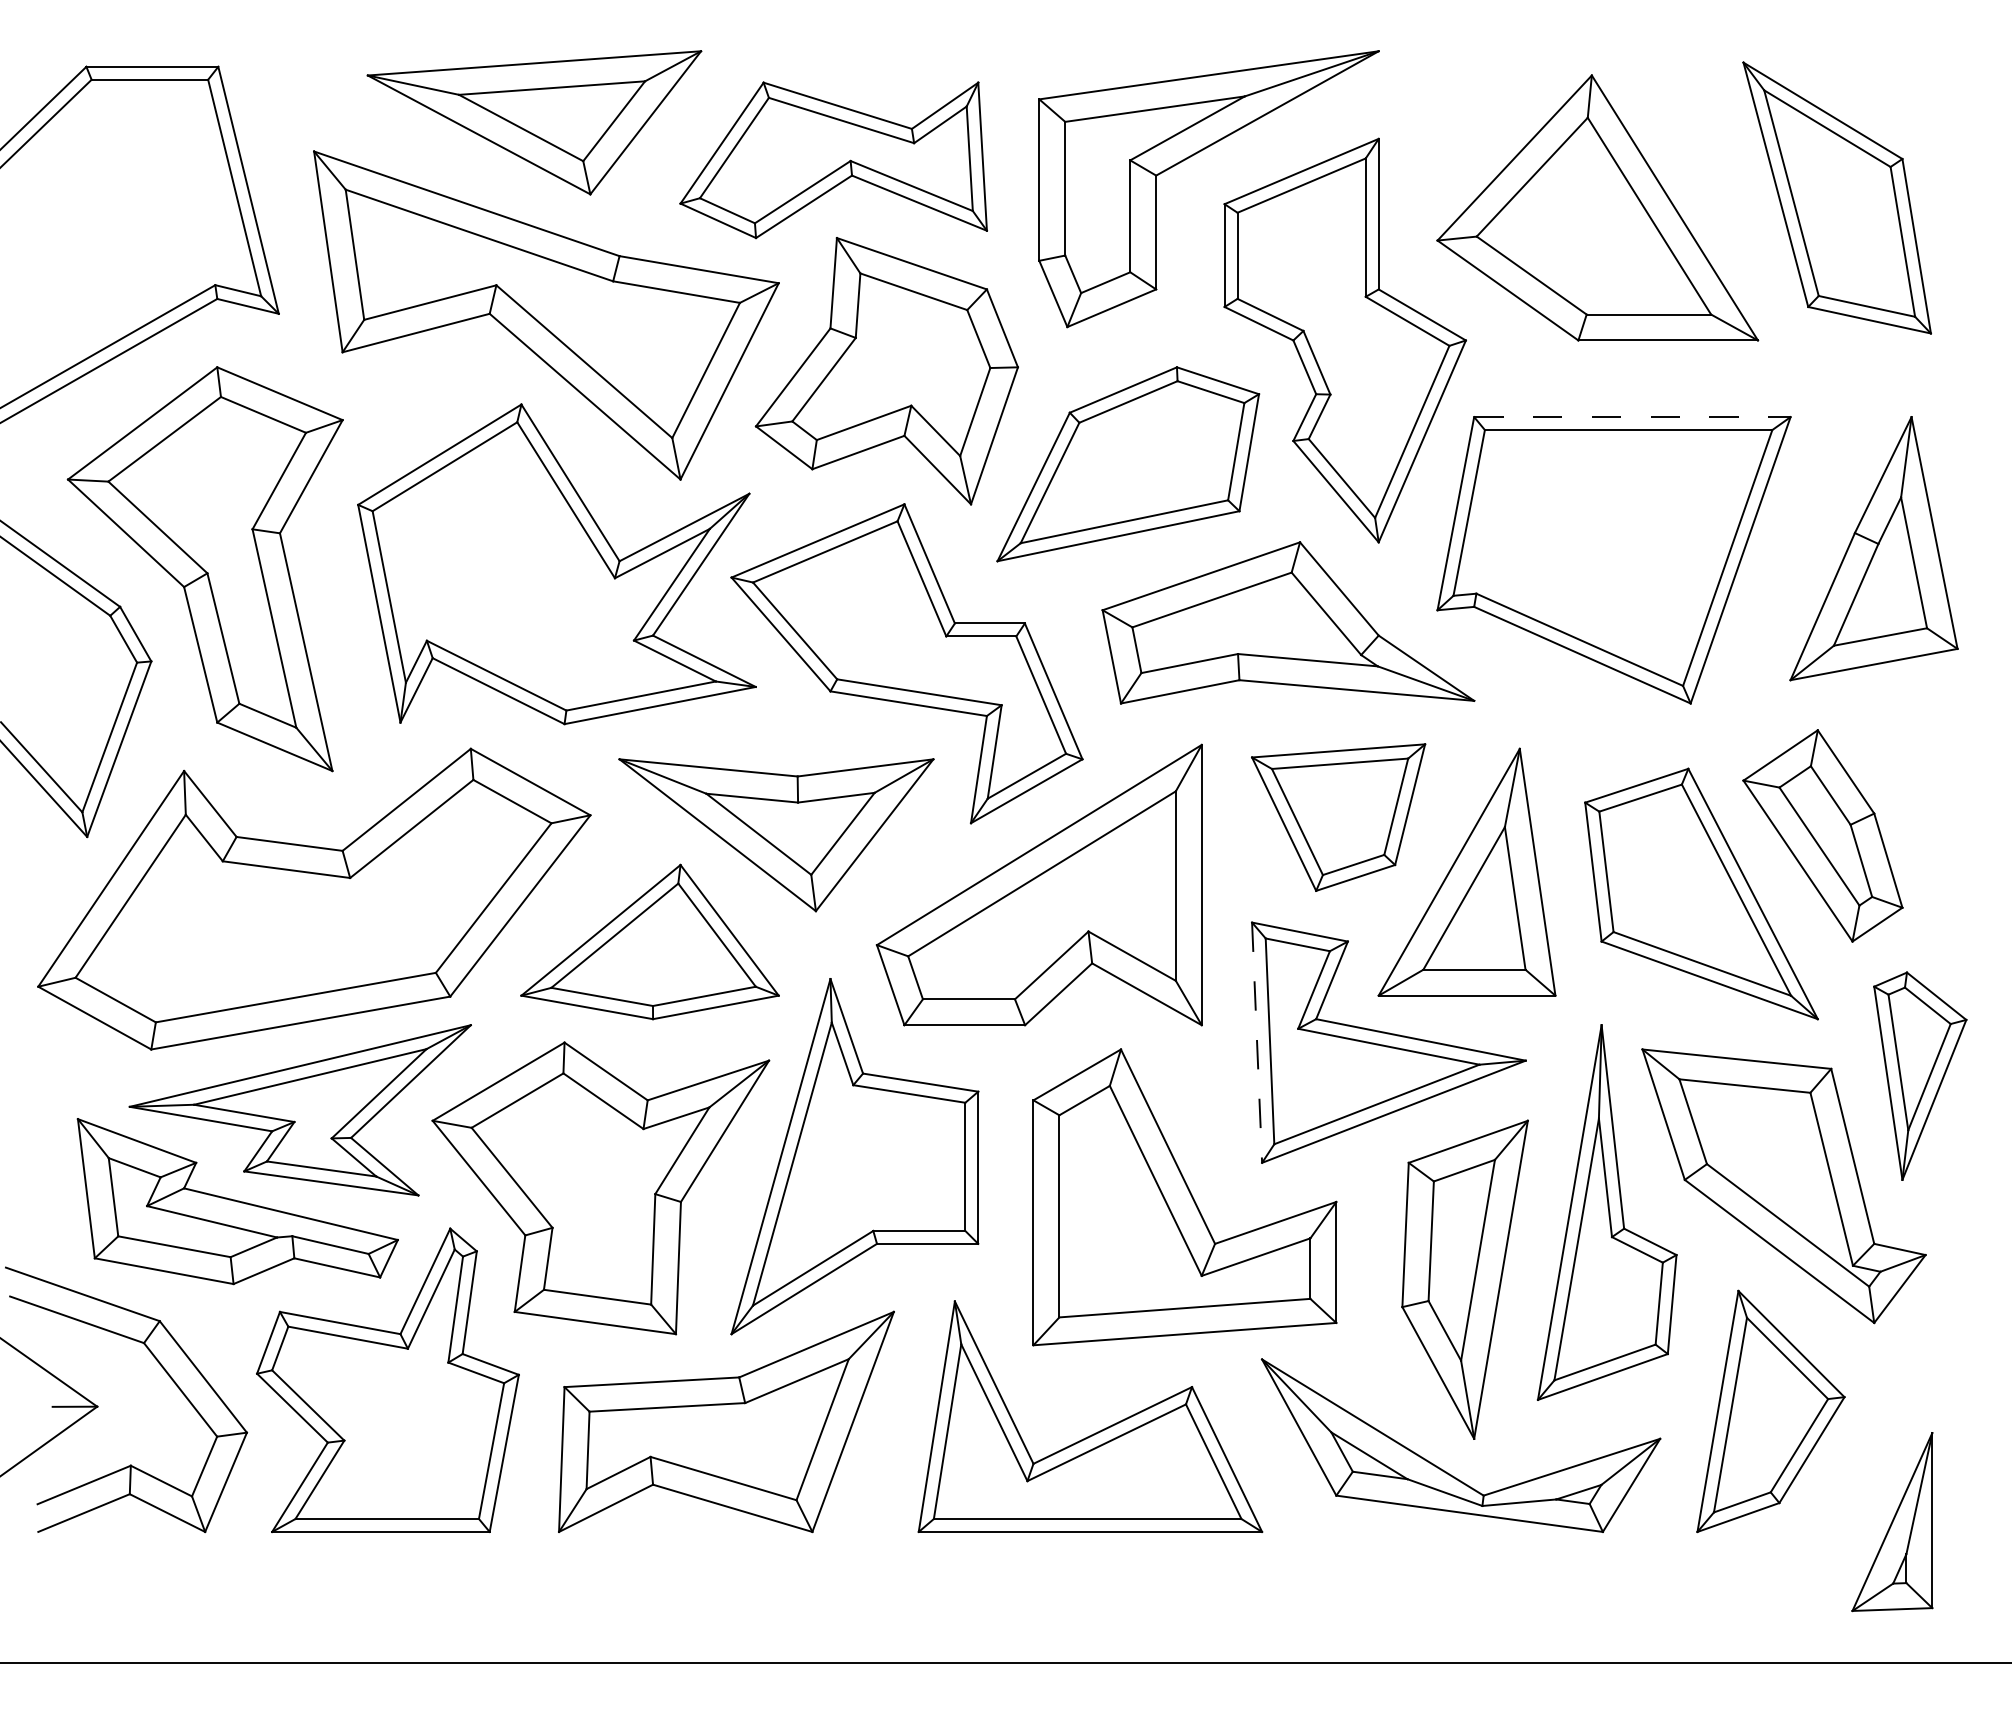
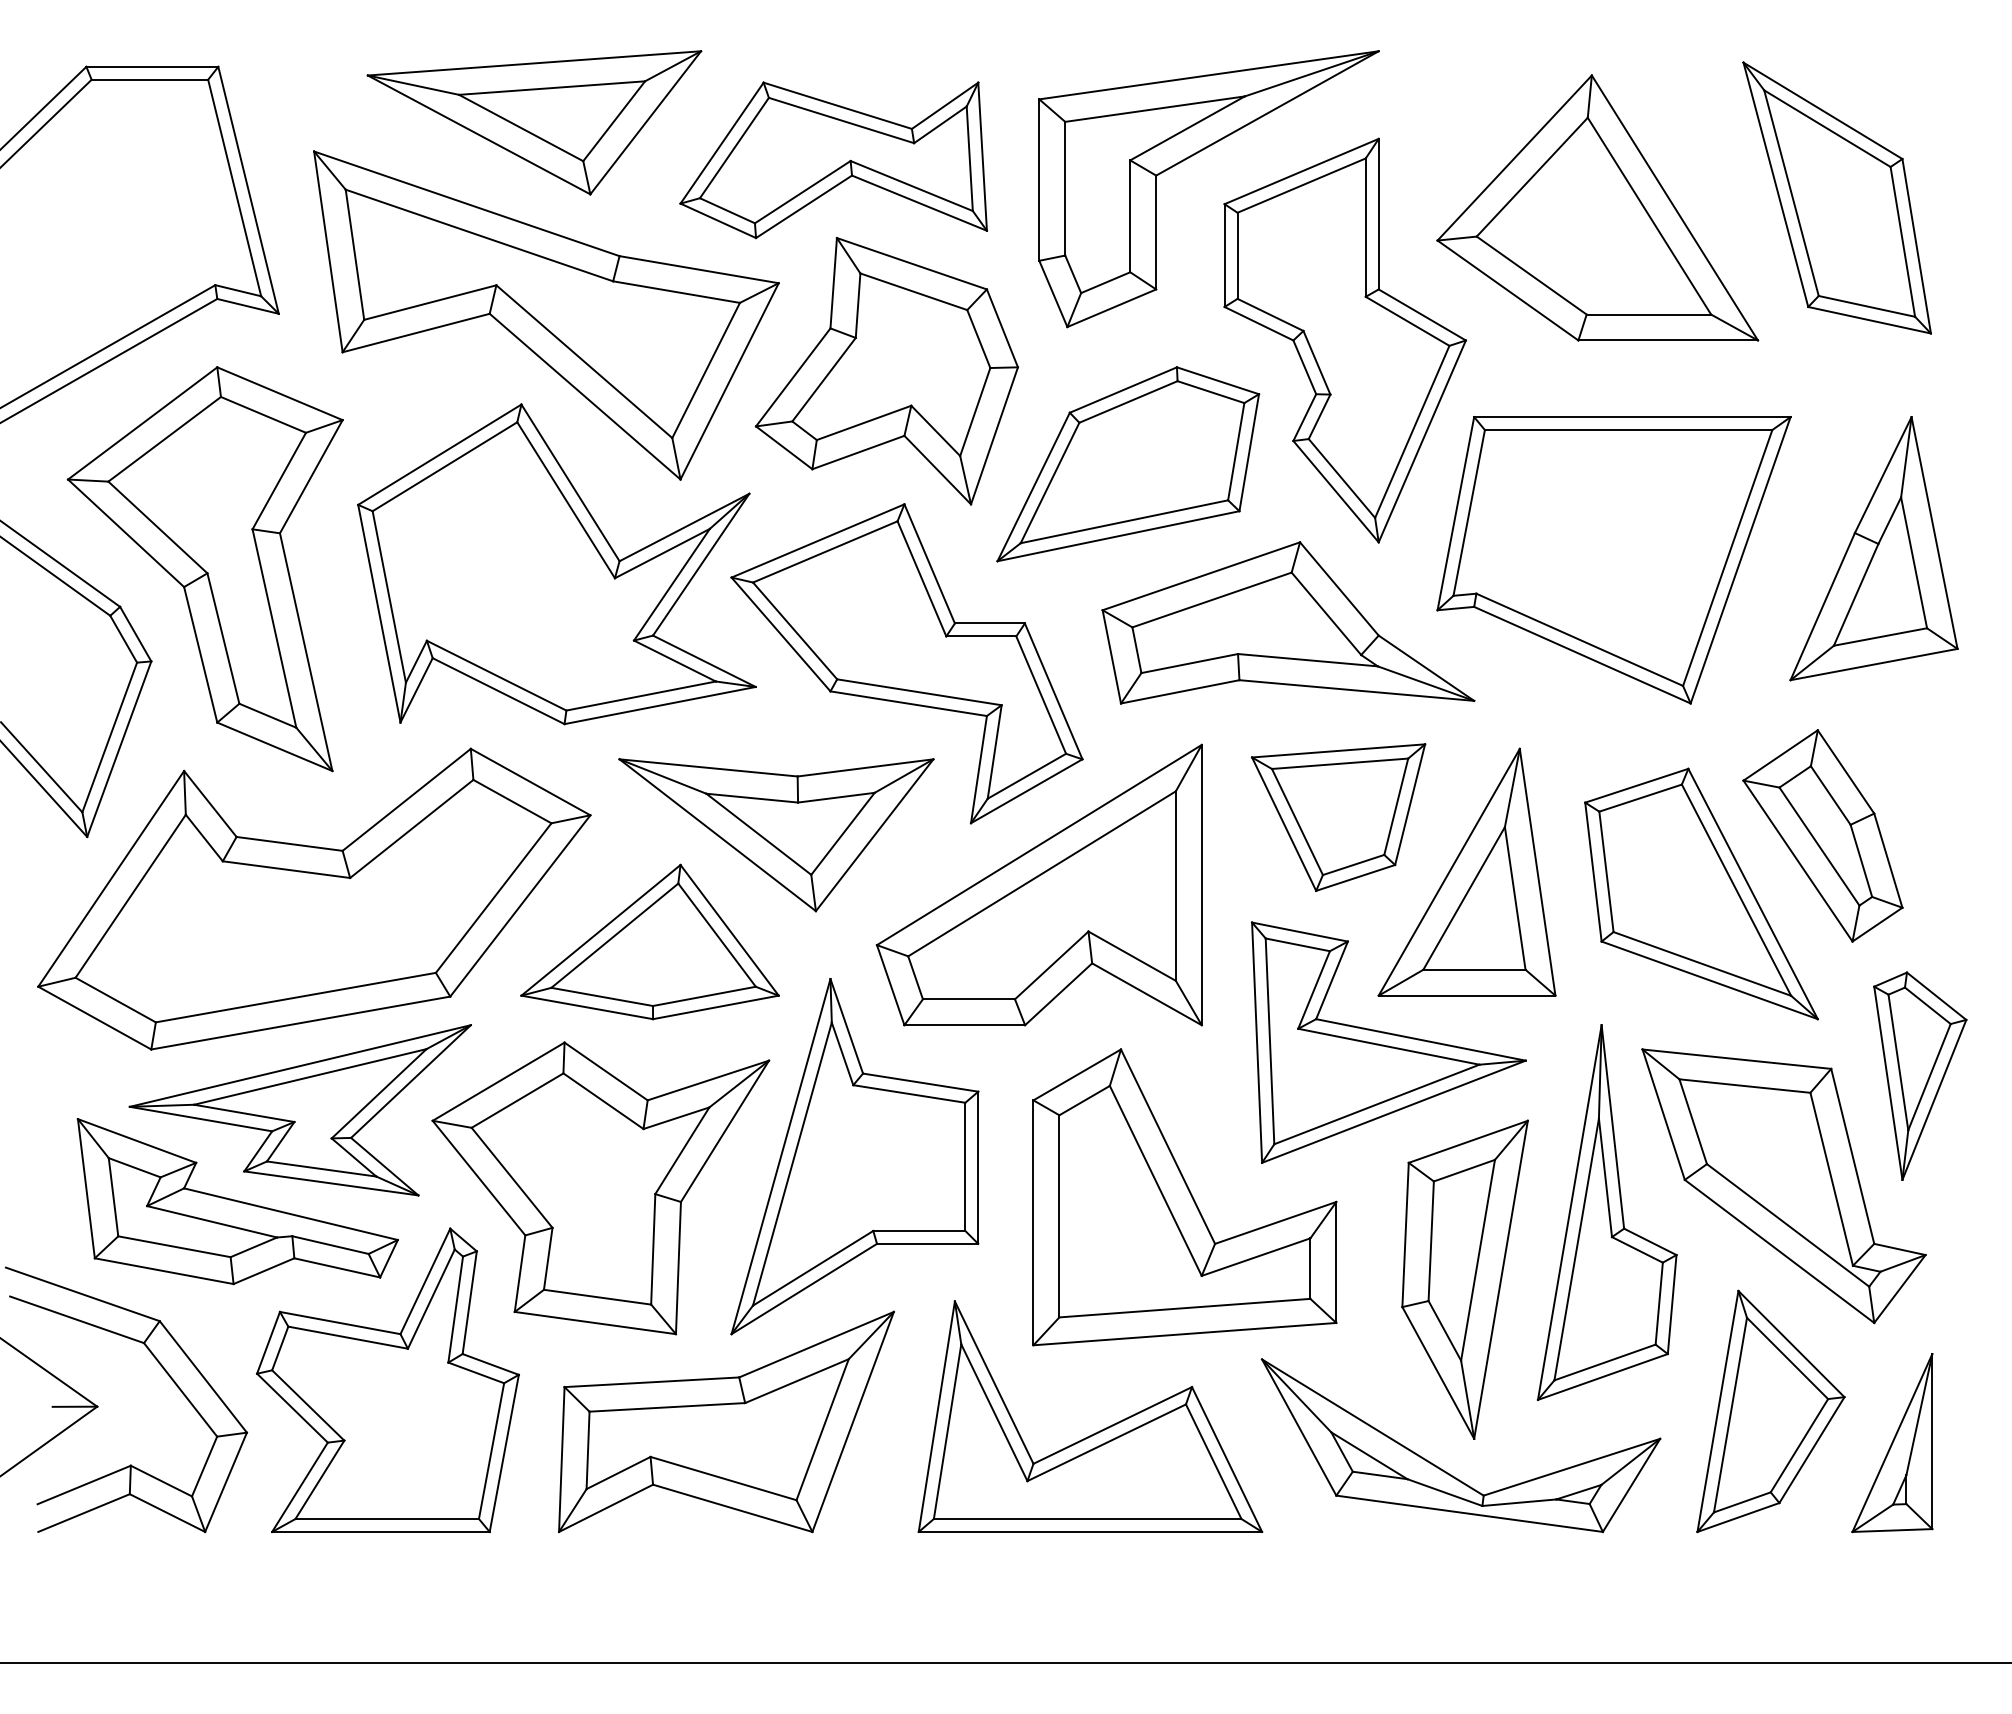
line: dashed -> solid (1632, 417)
line: dashed -> solid (1257, 1043)
part position: (1892, 1522) -> (1892, 1443) (1892, 1443)
